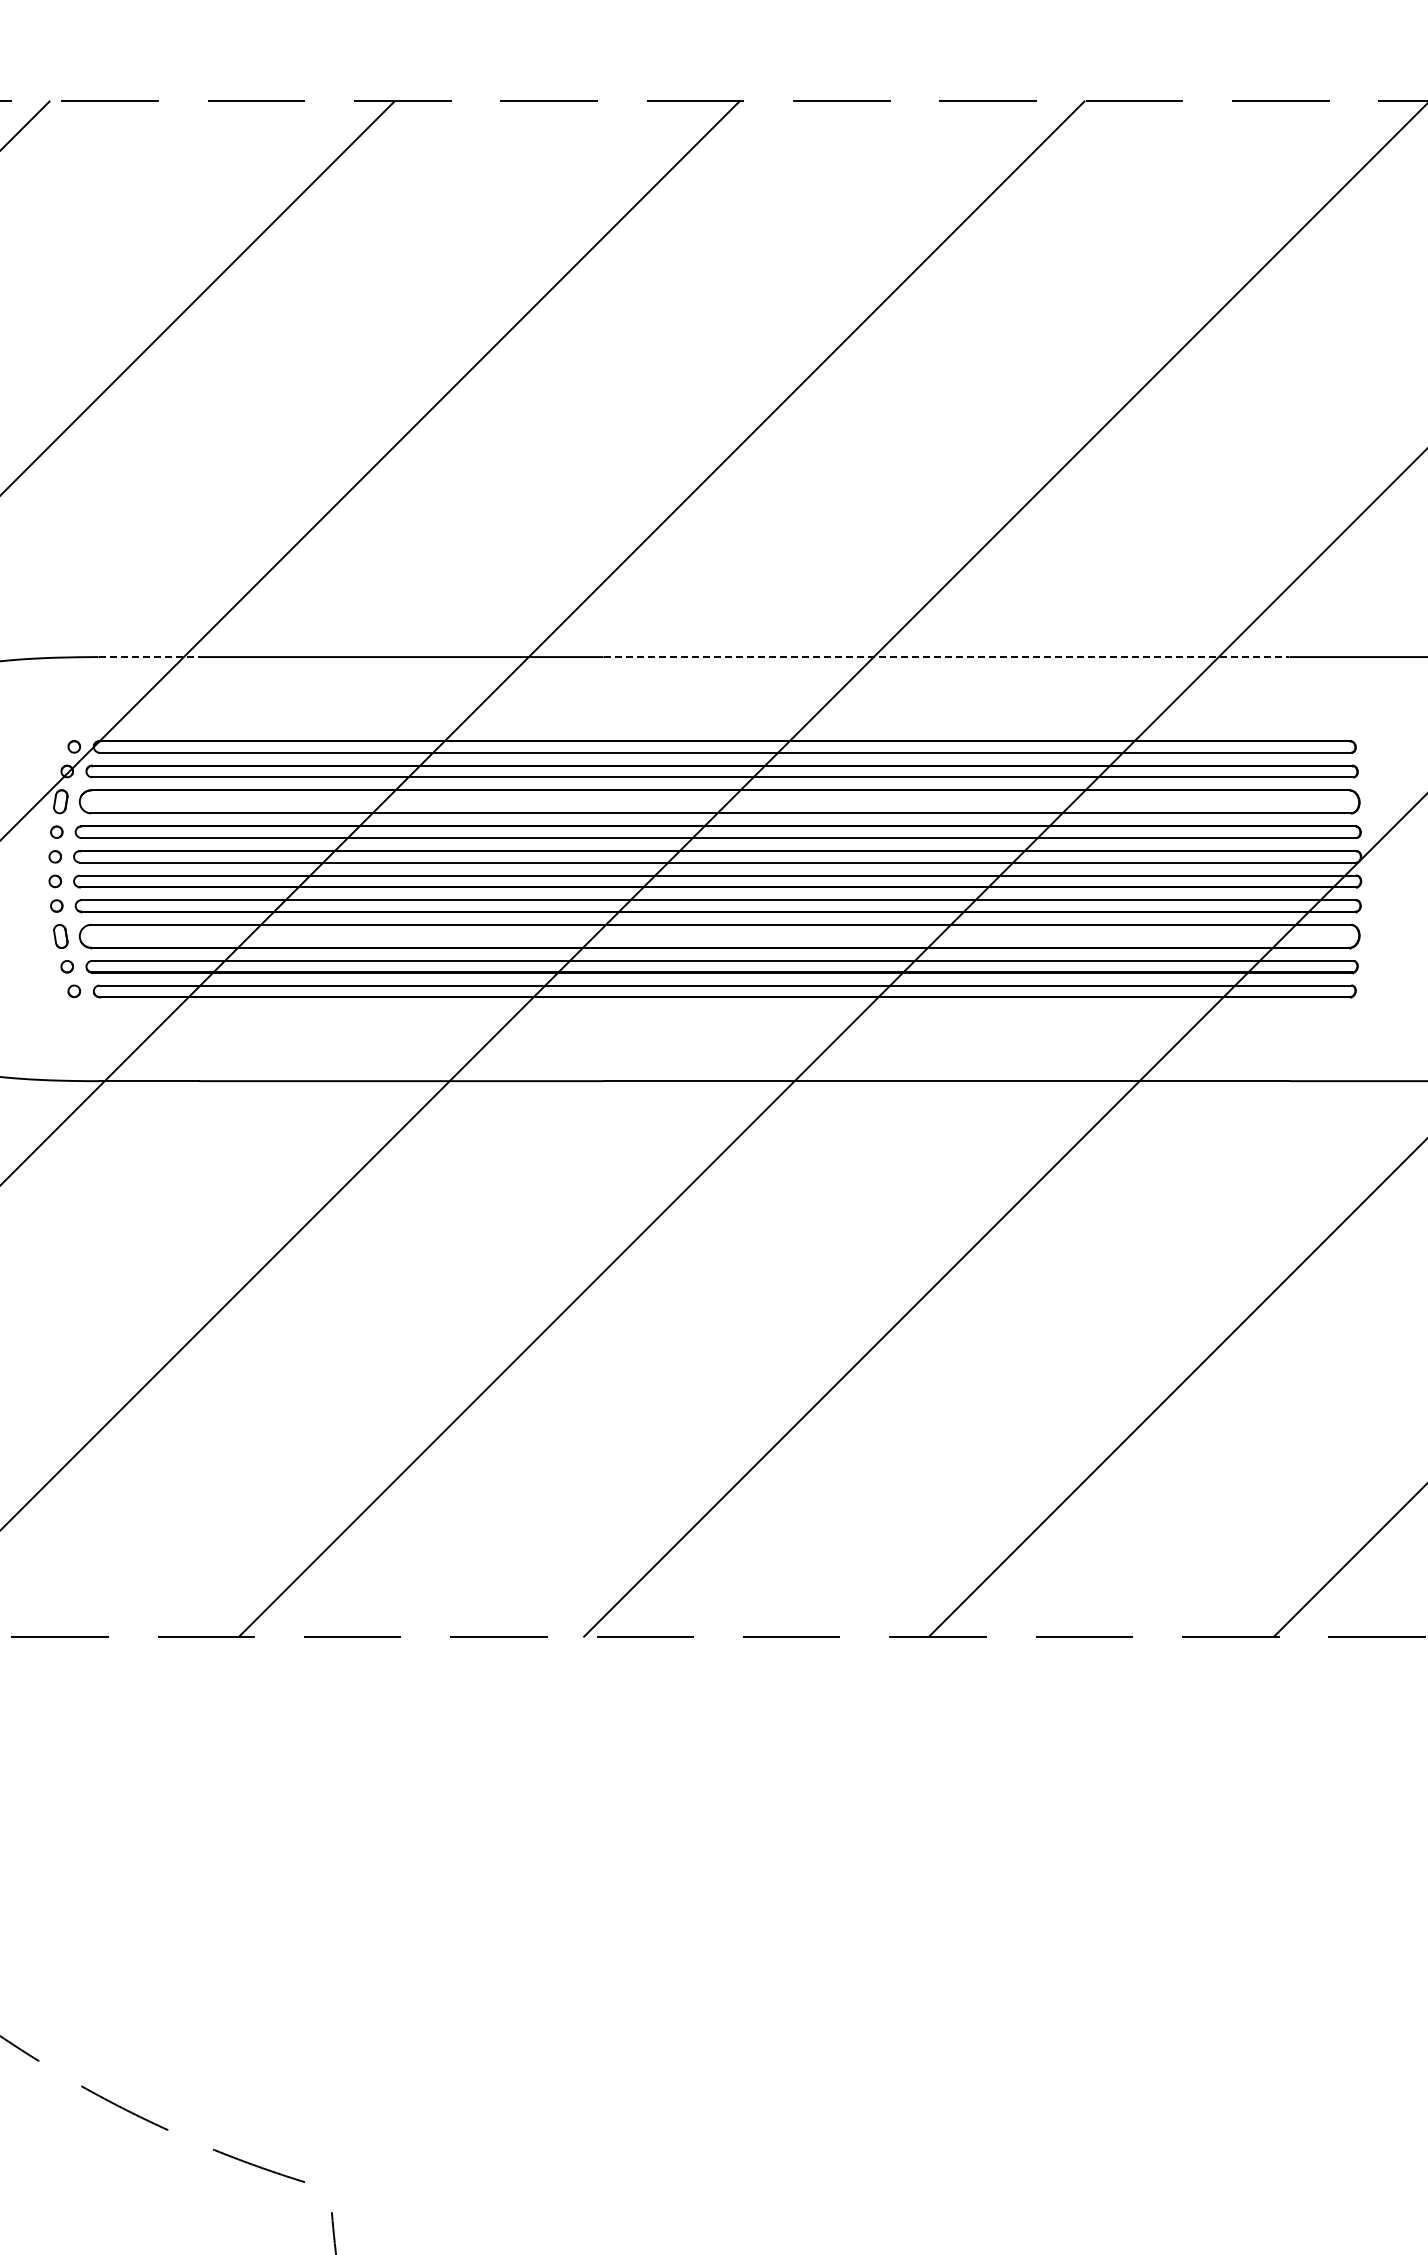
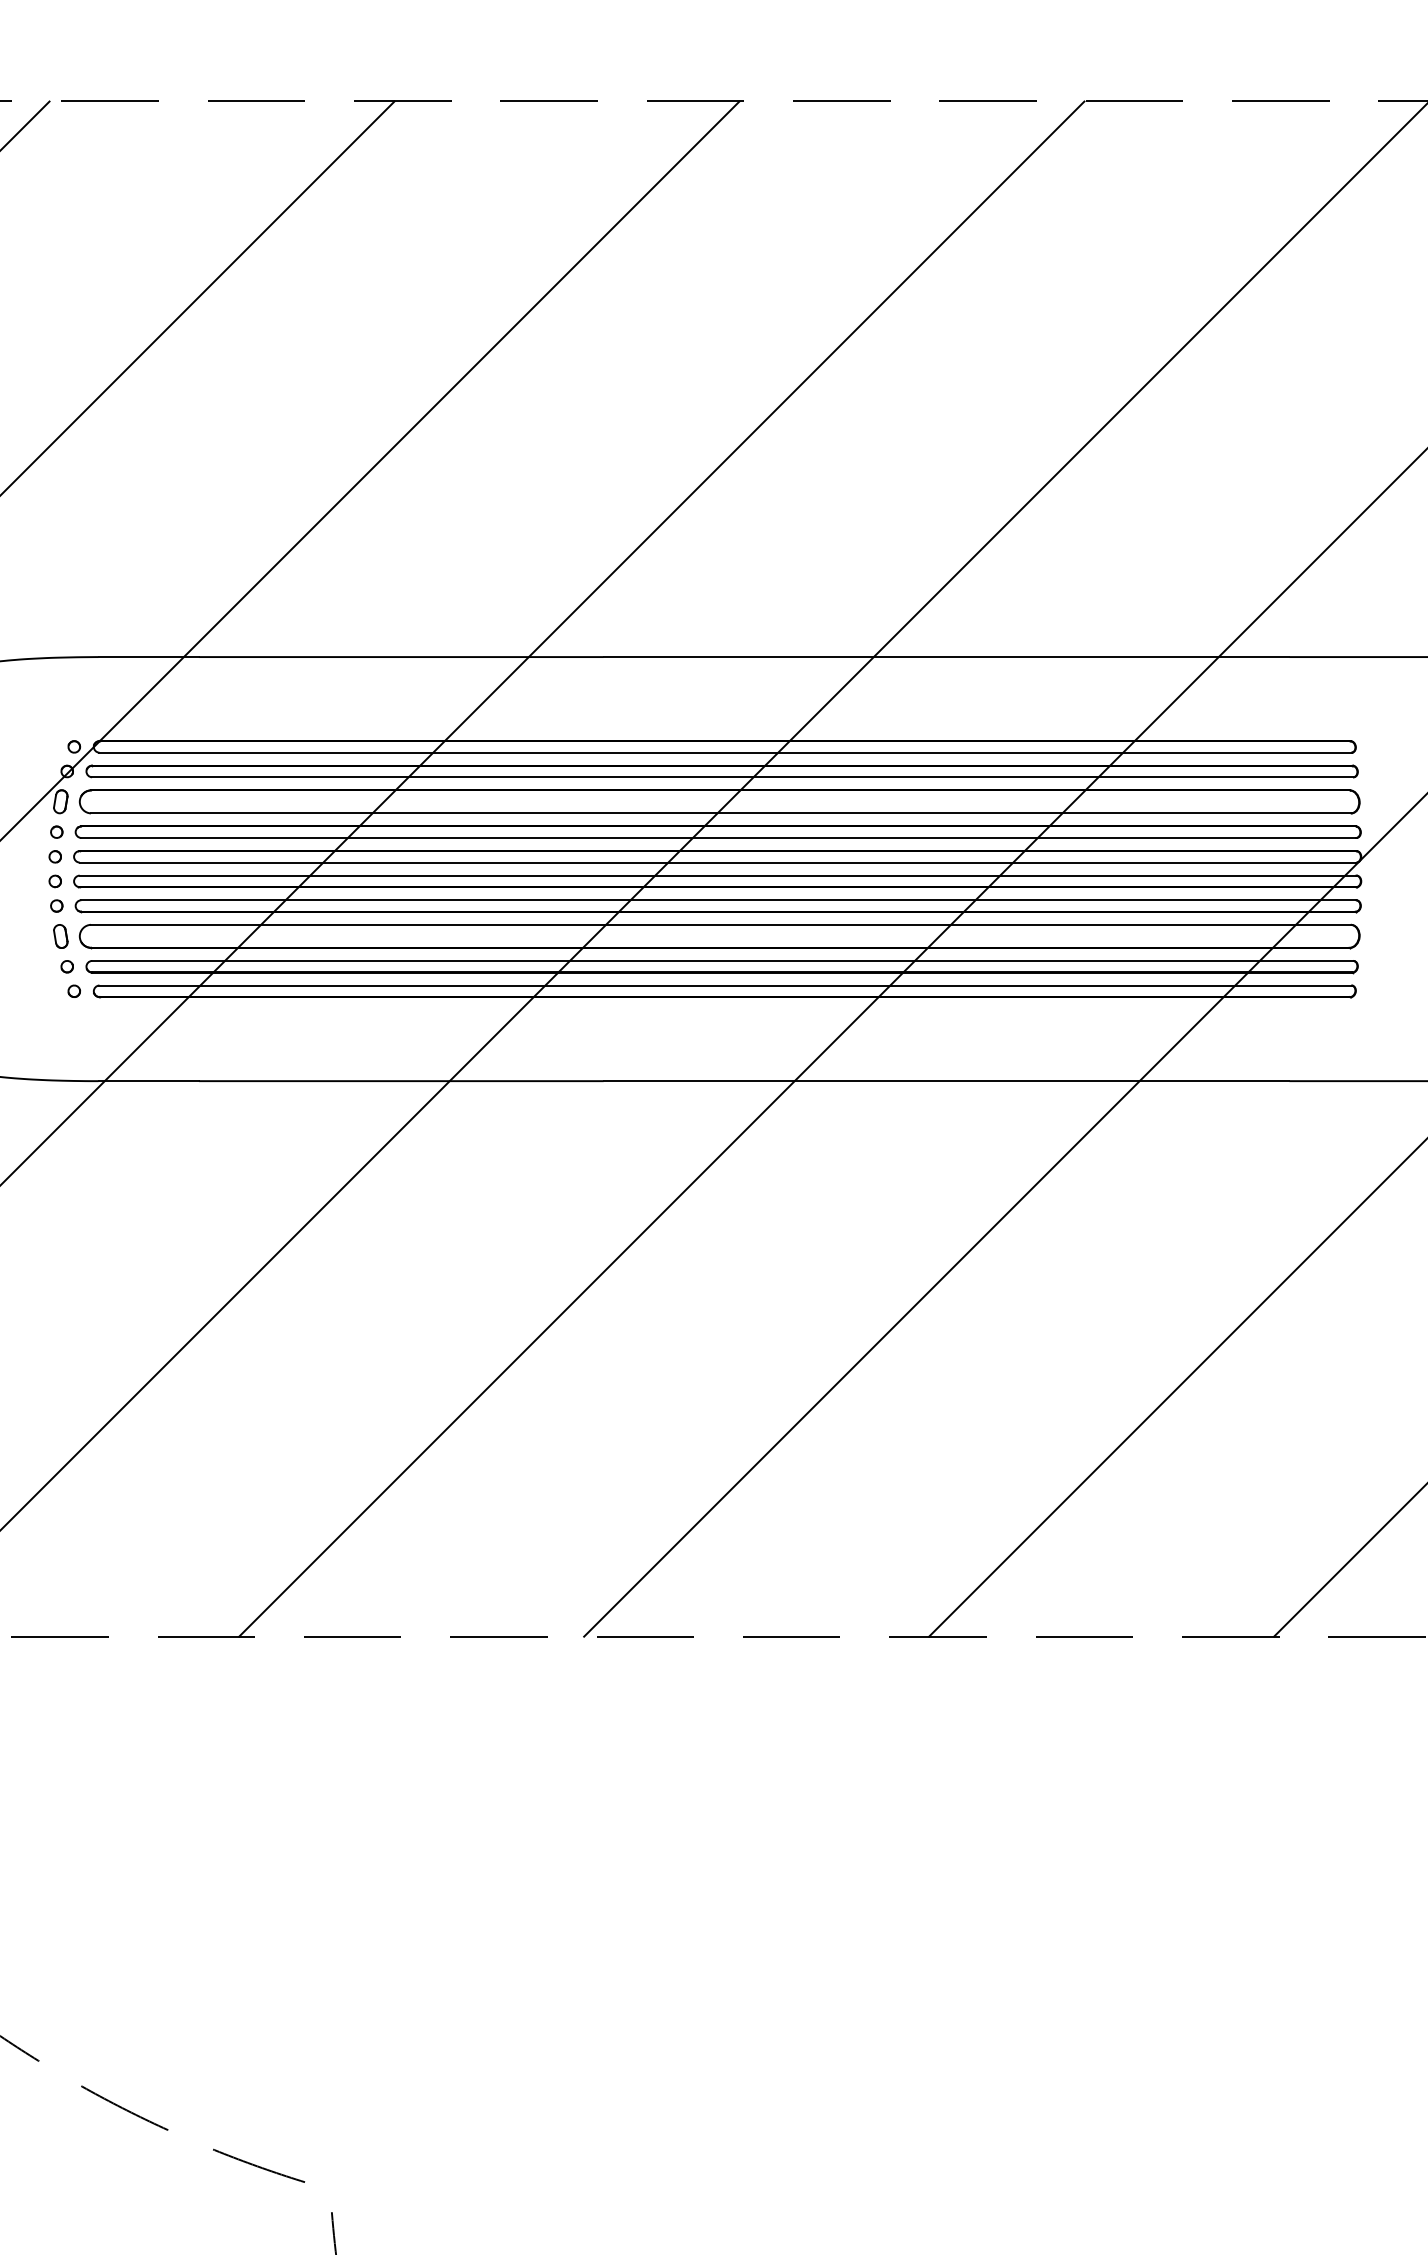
line: dashed -> solid (149, 657)
line: dashed -> solid (946, 657)
